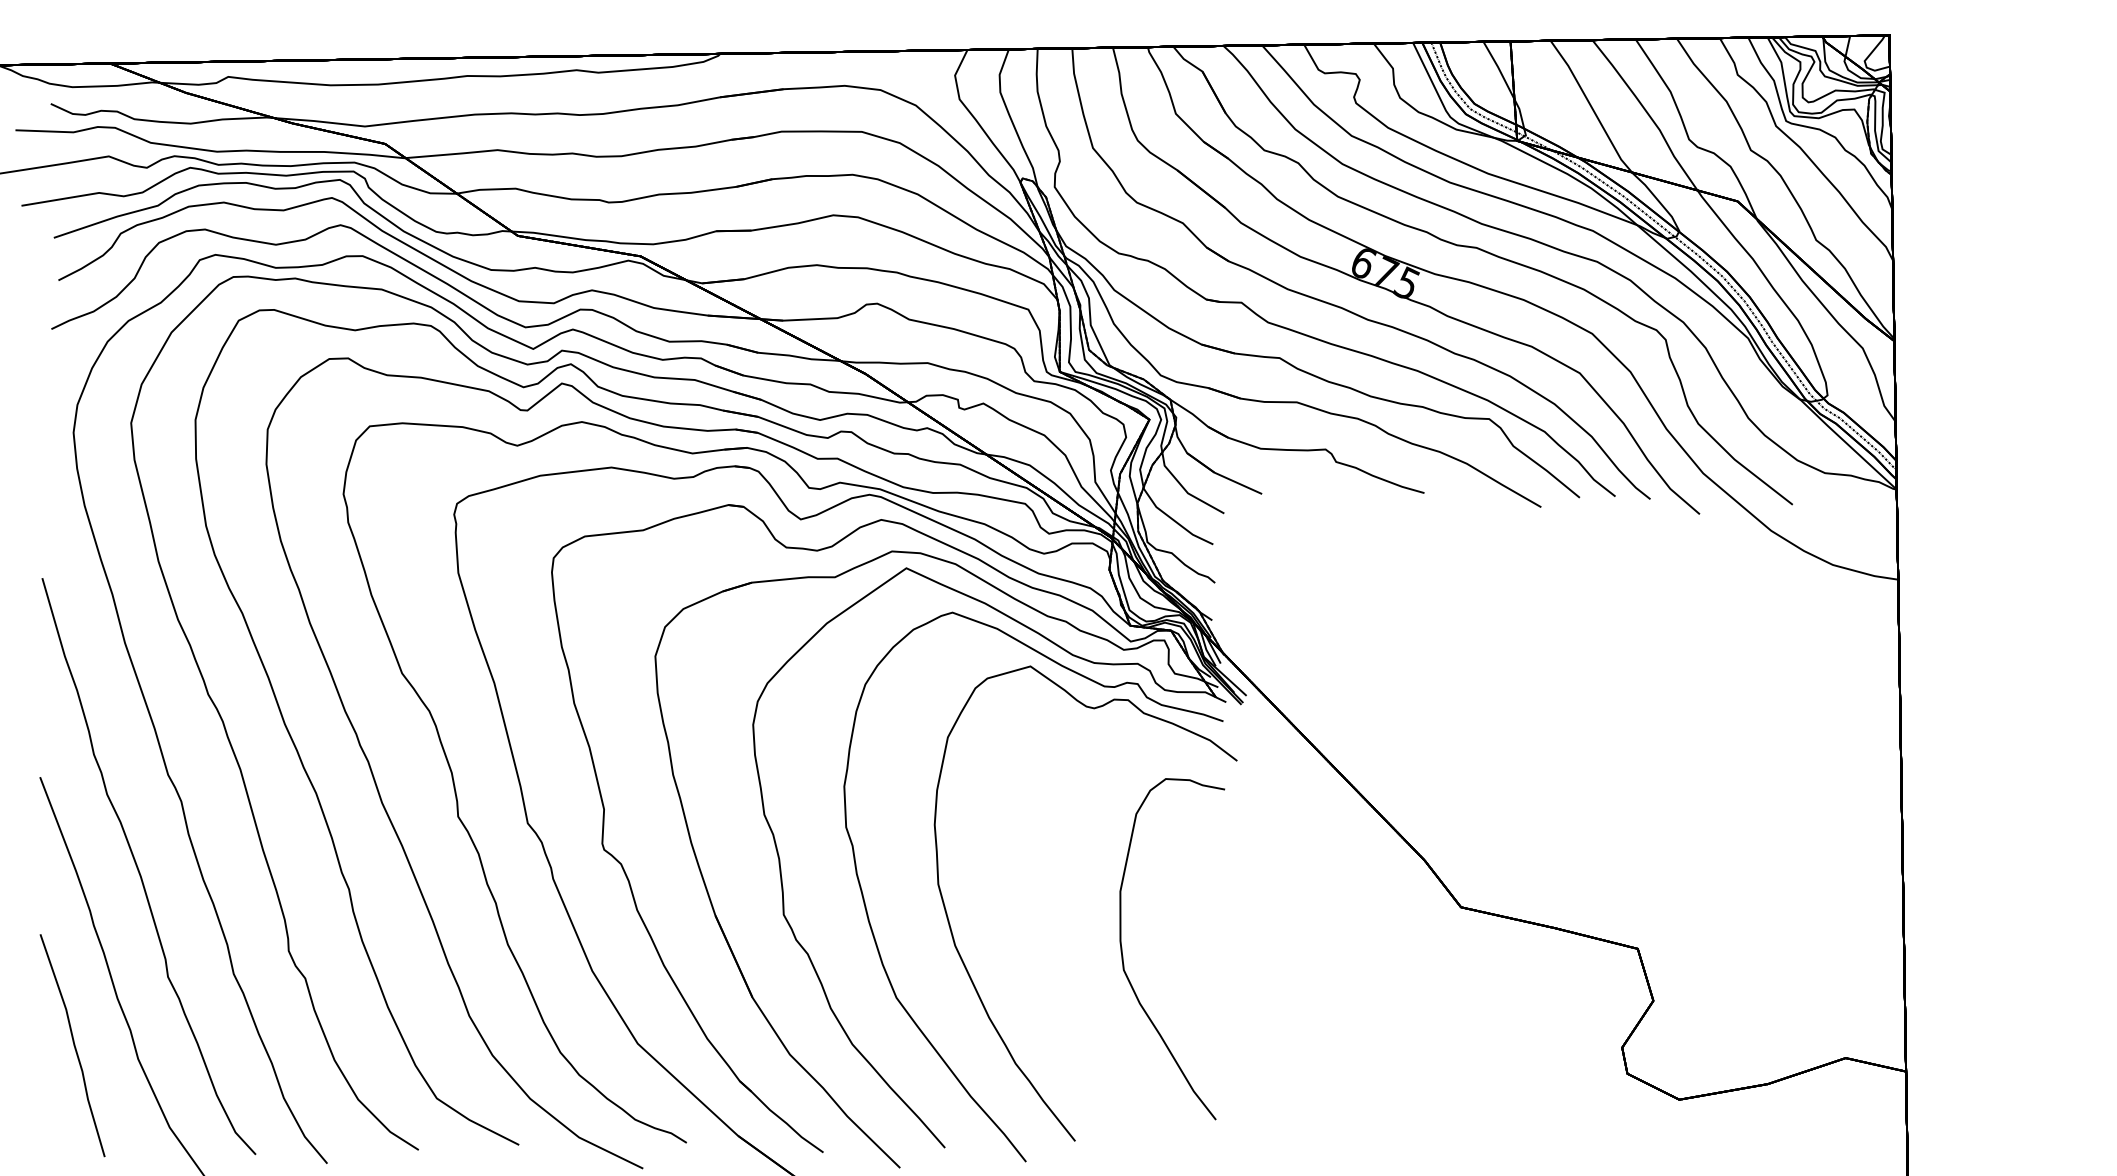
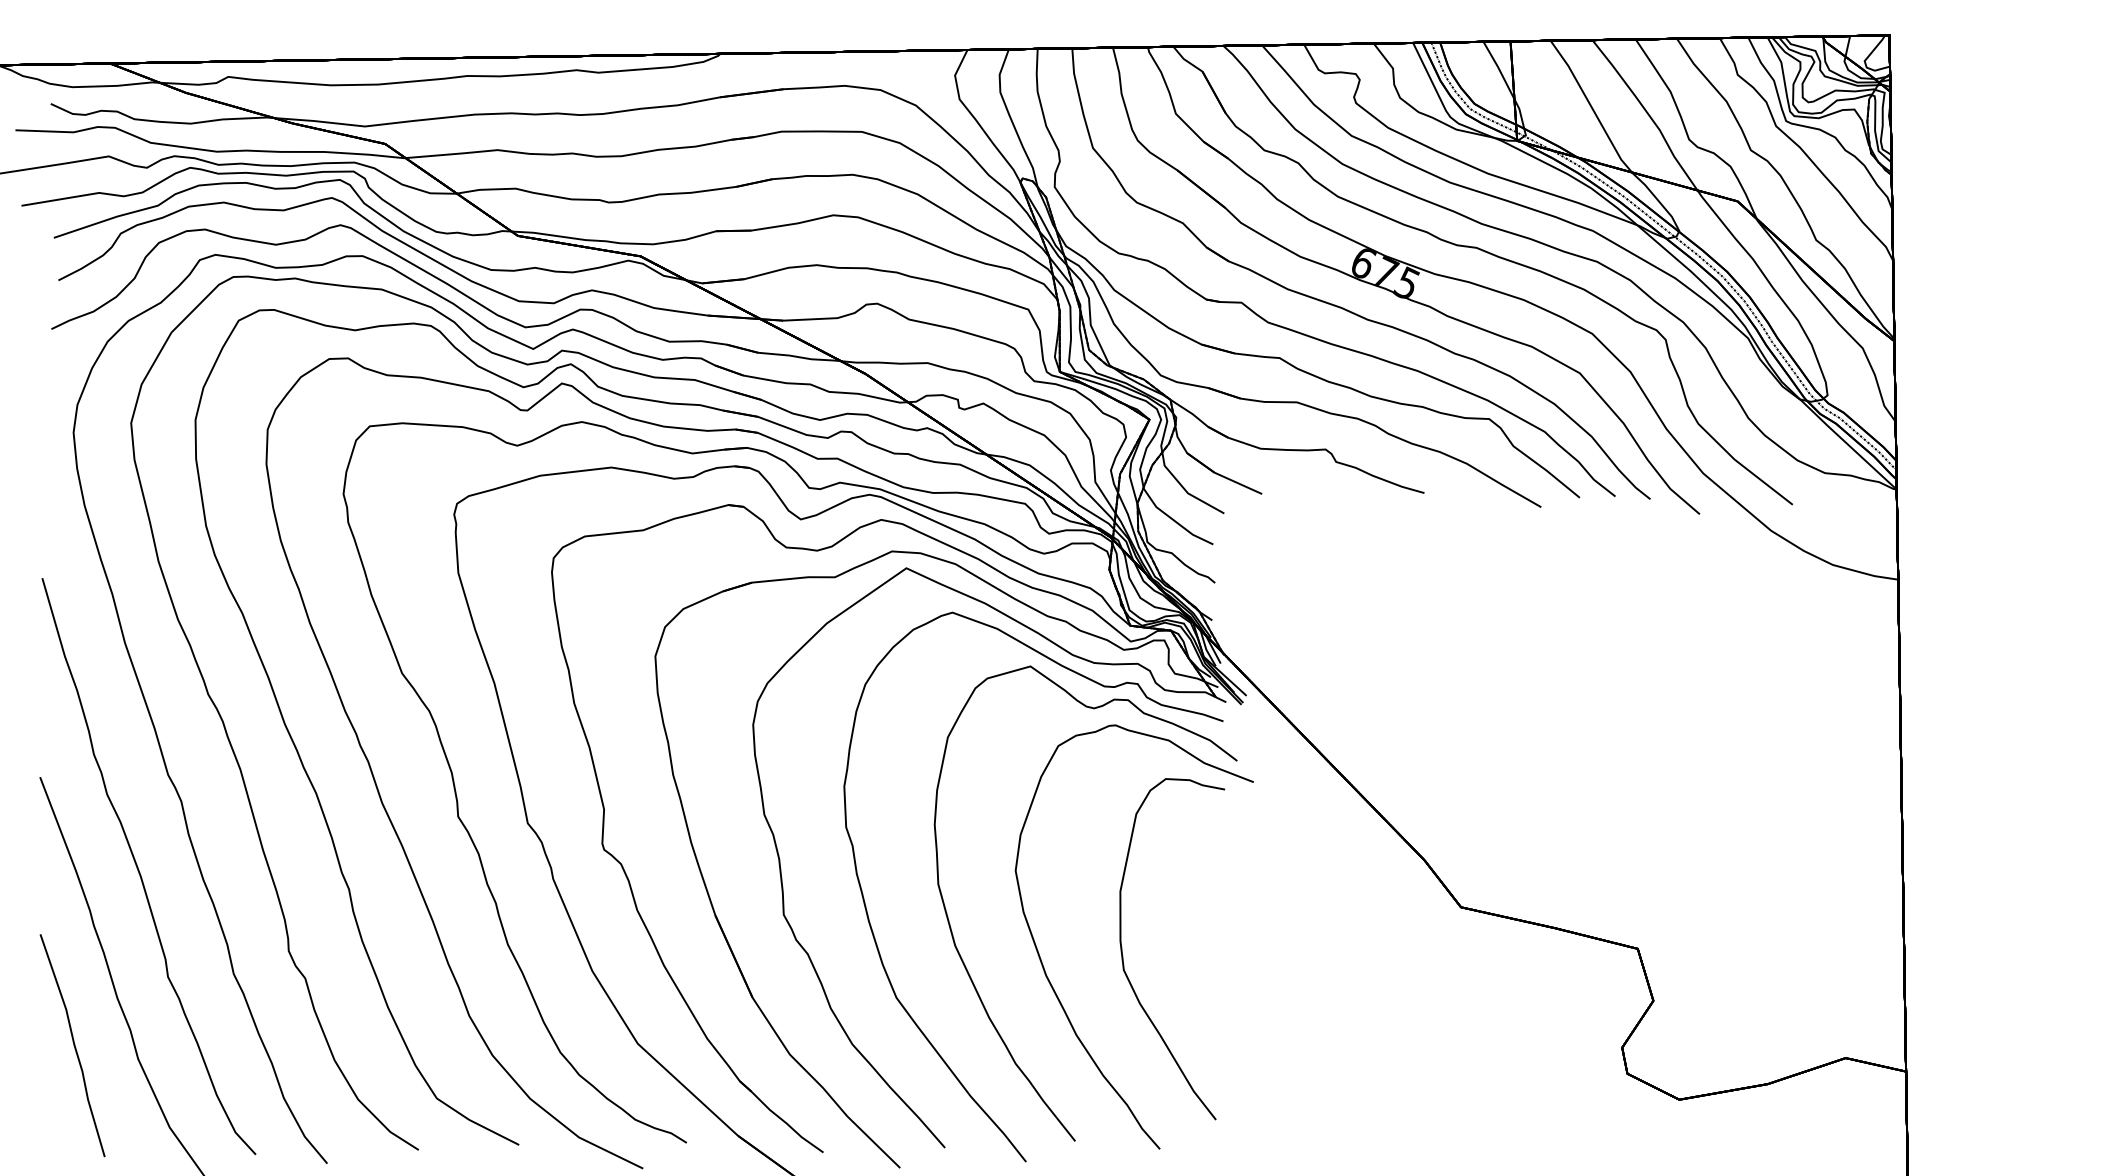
curve: none -> present (1046, 972)
